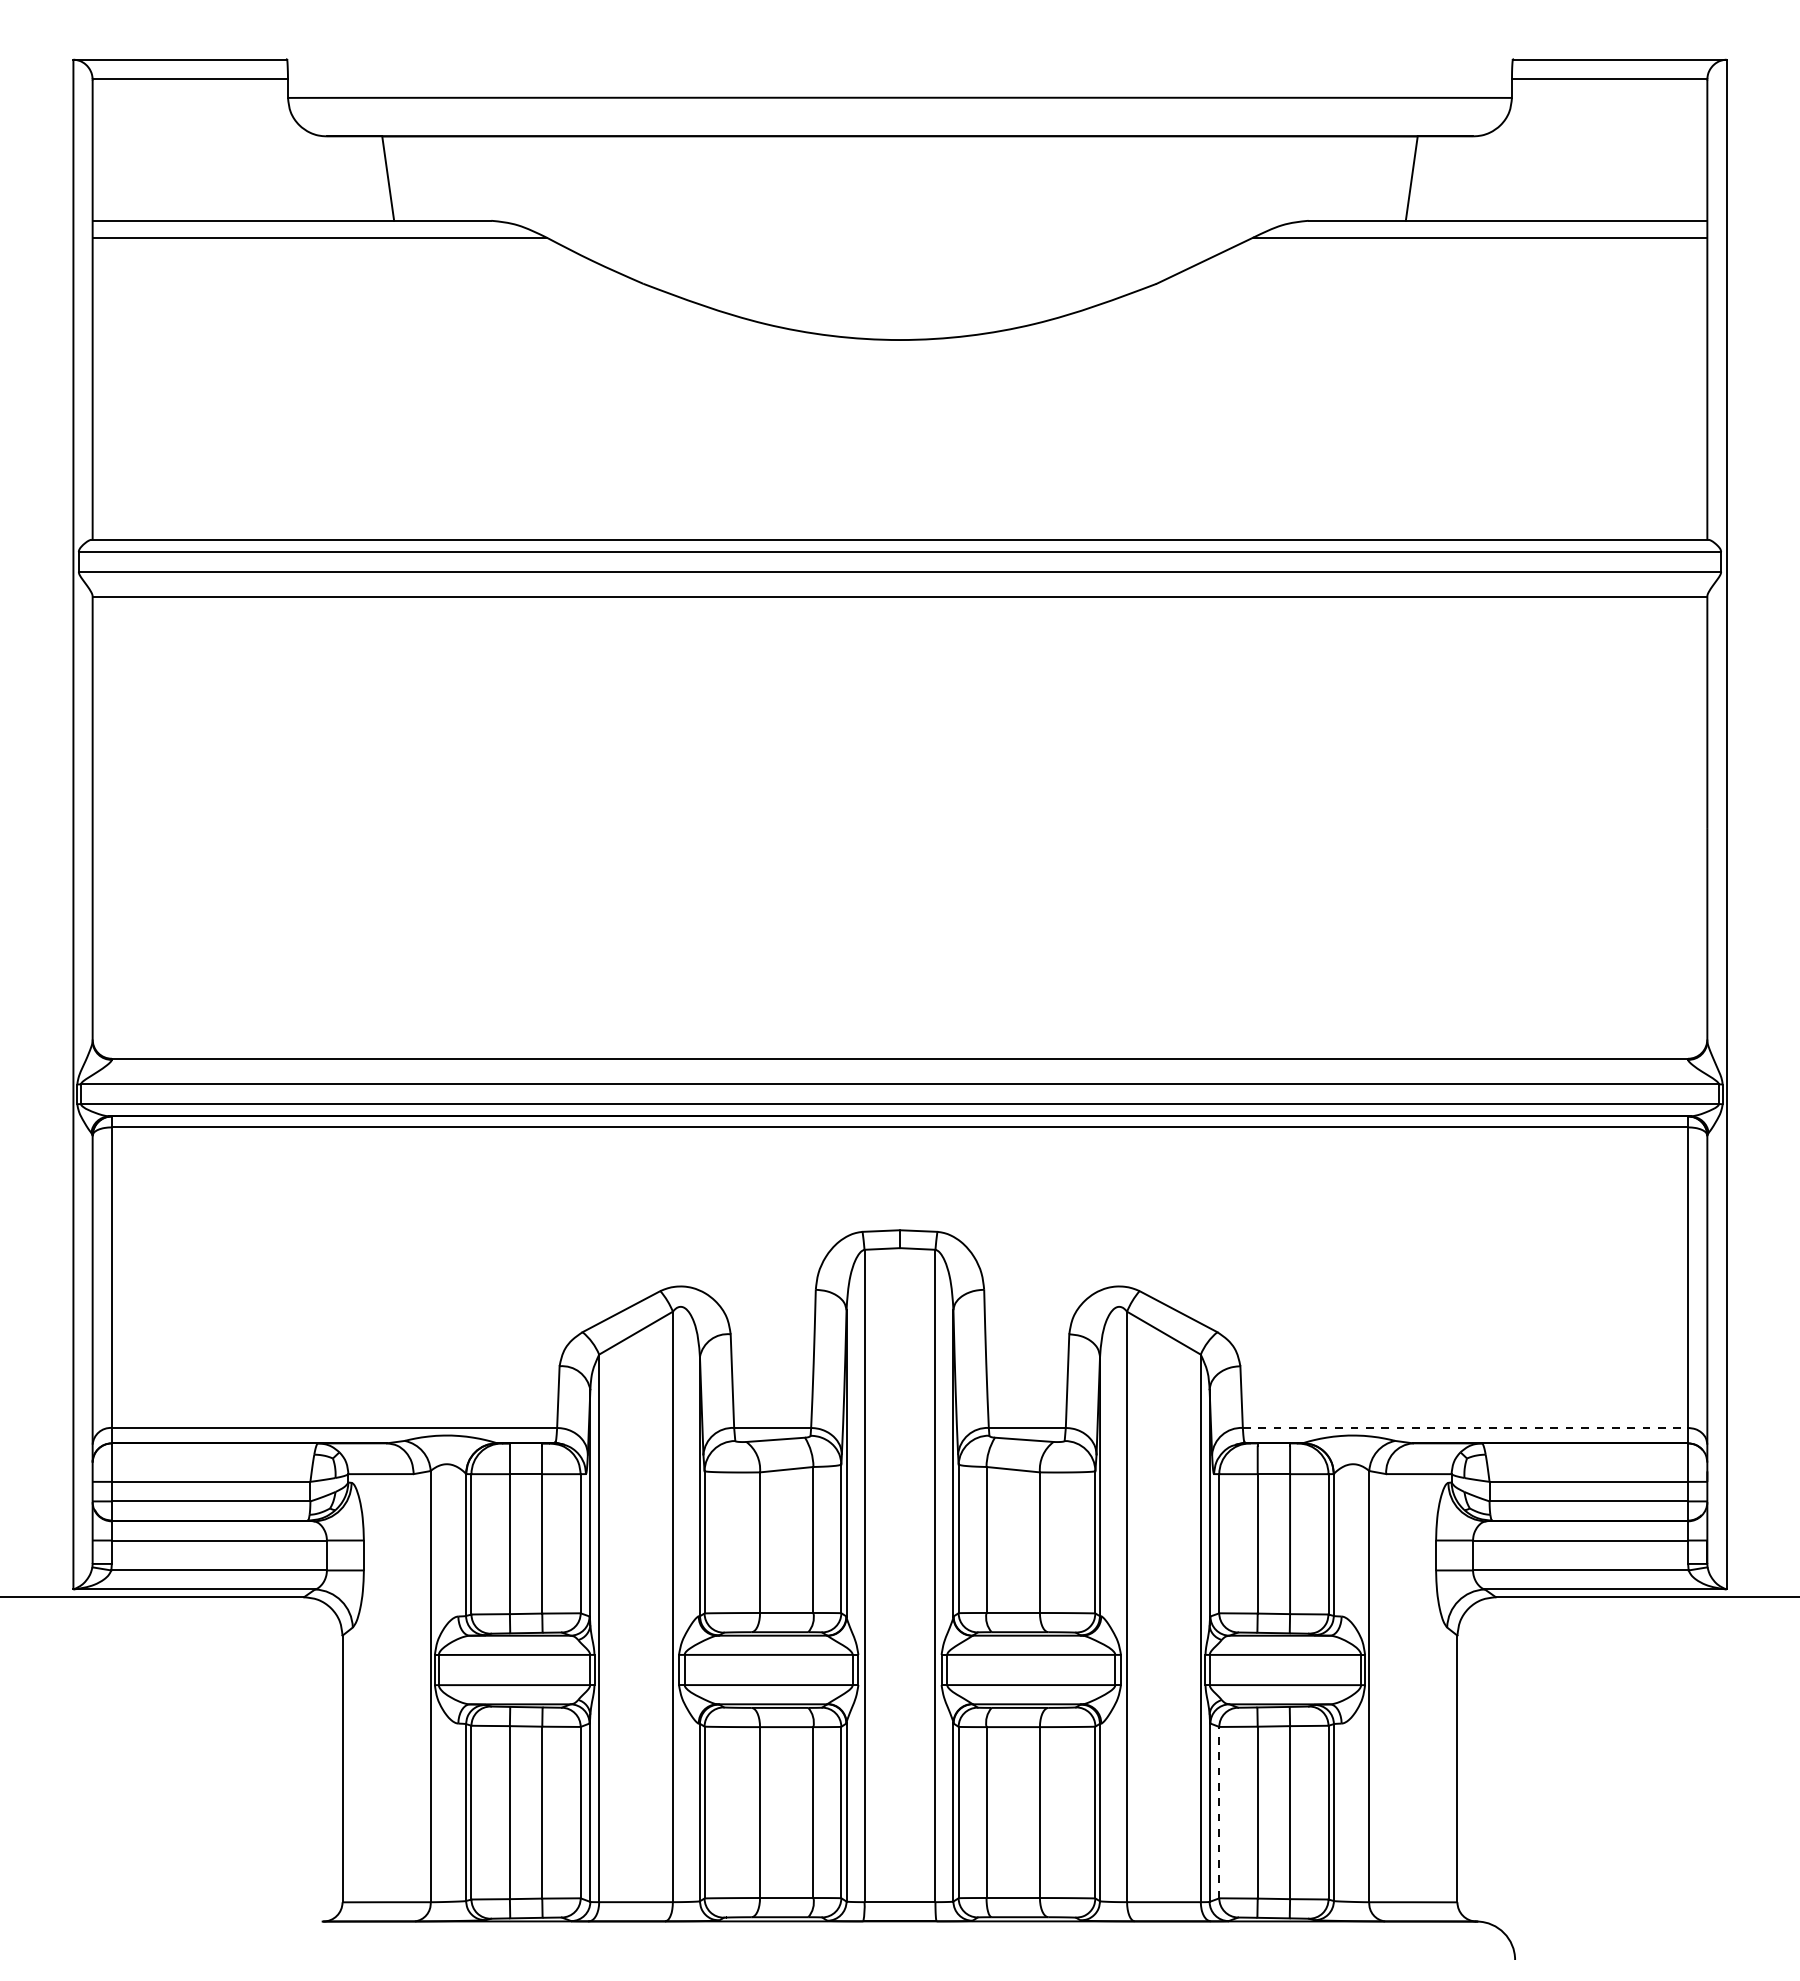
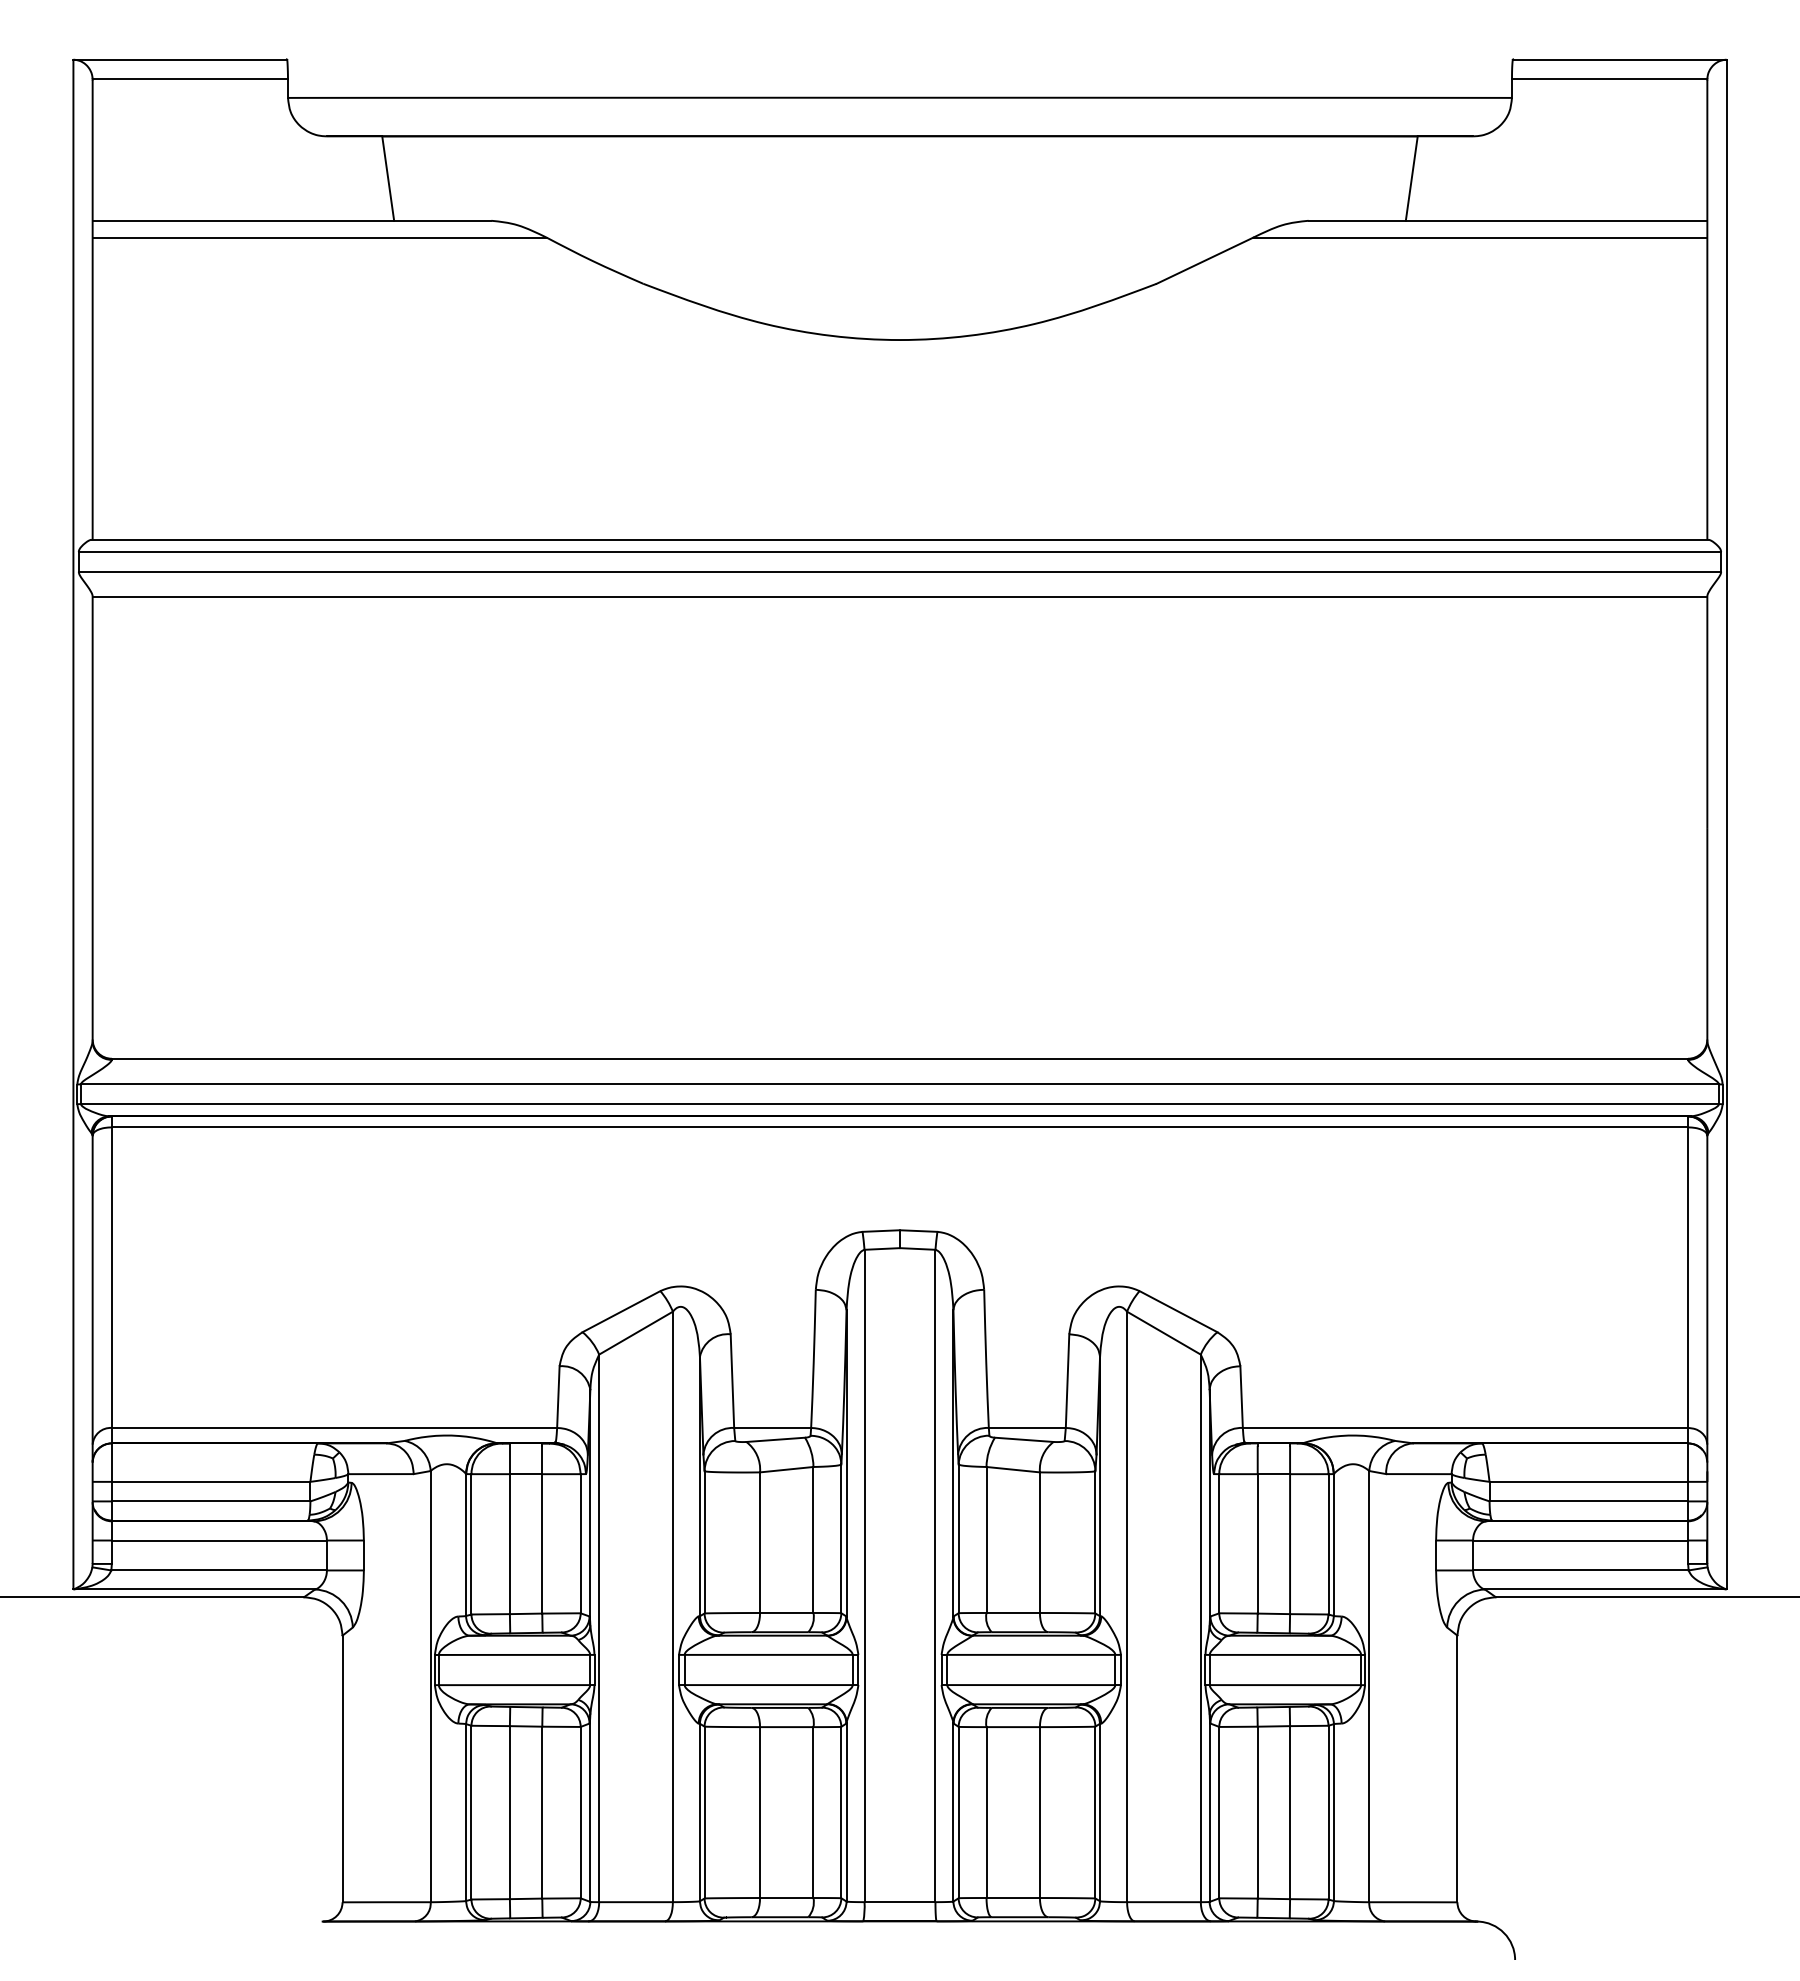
line: dashed -> solid (1465, 1427)
line: dashed -> solid (1219, 1812)
